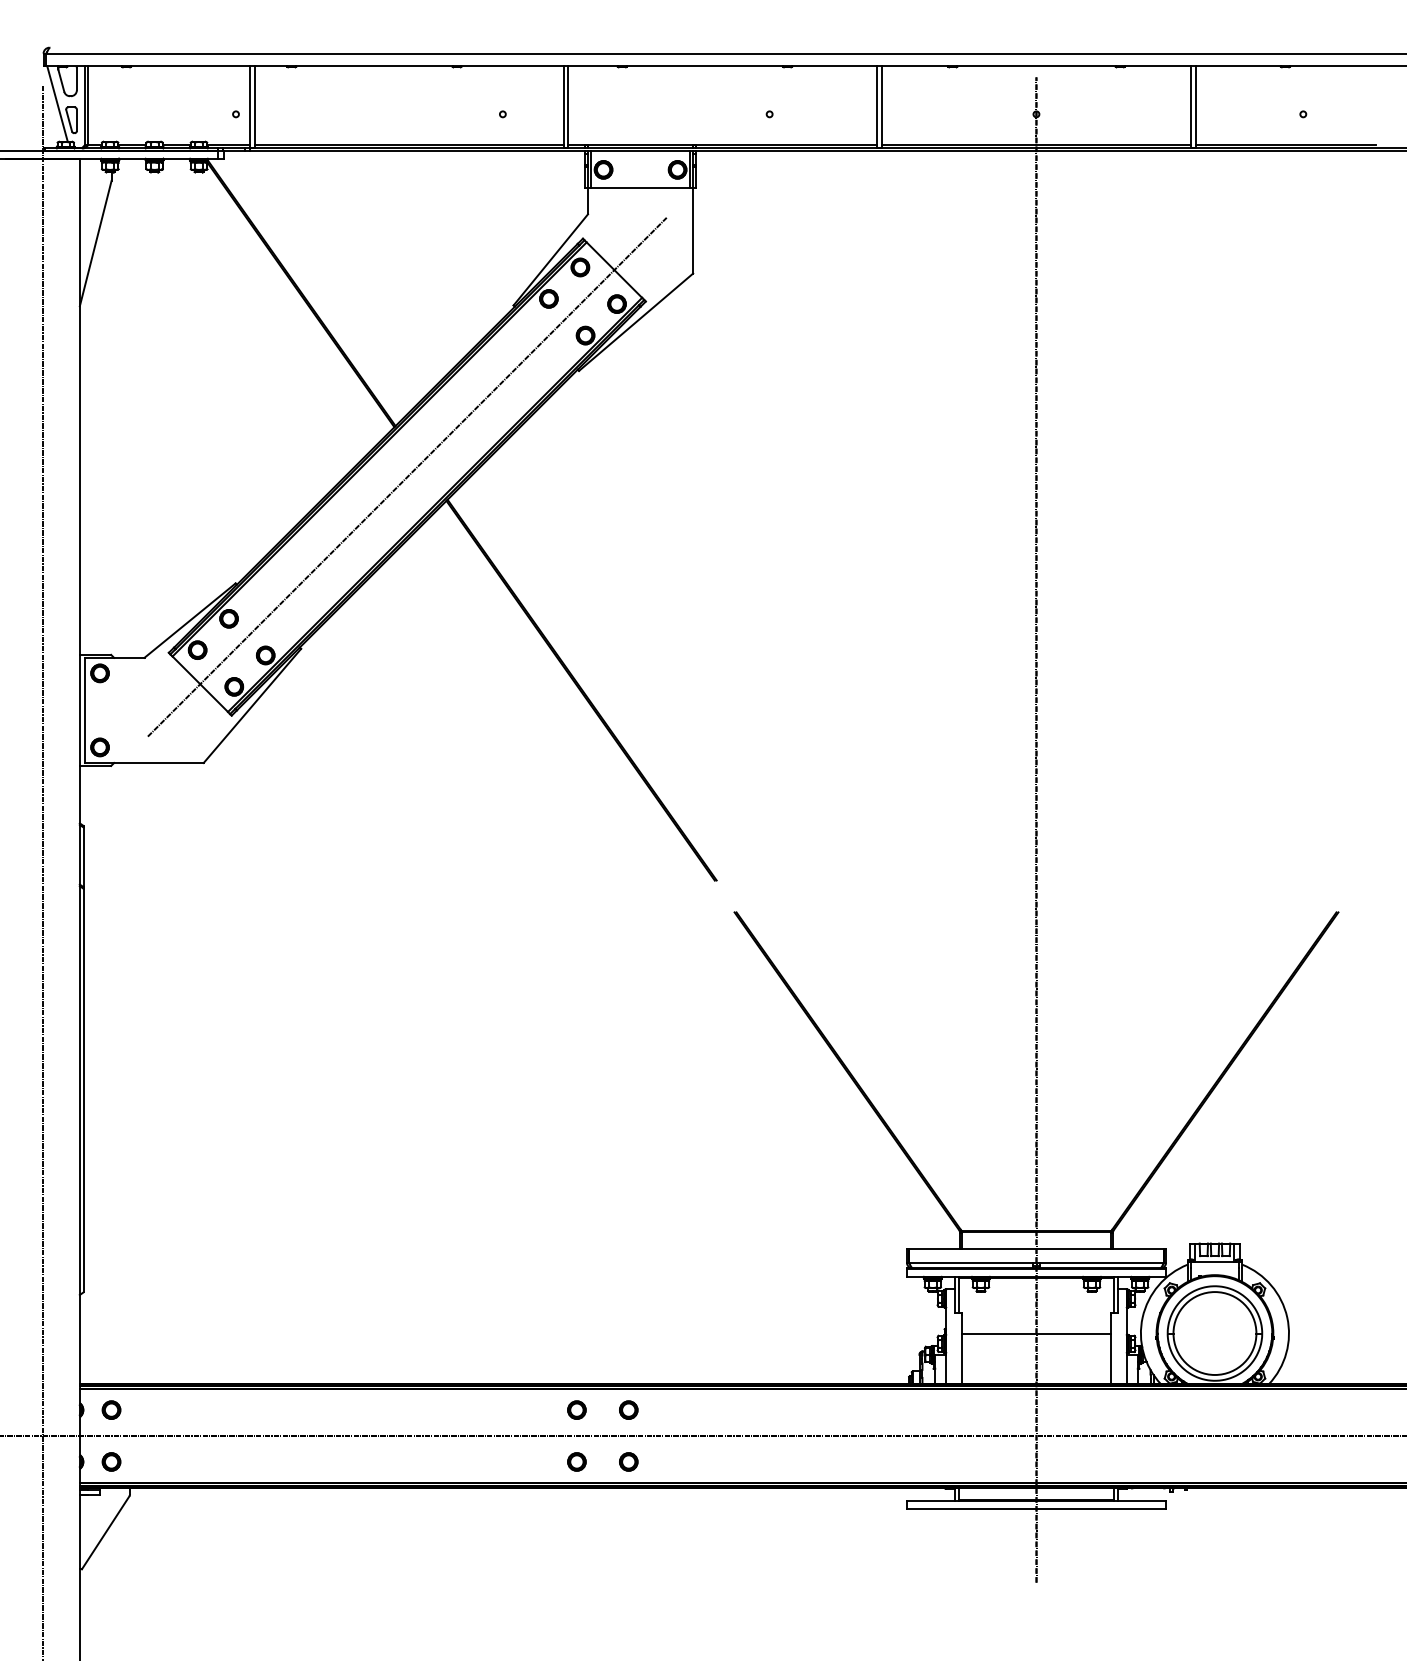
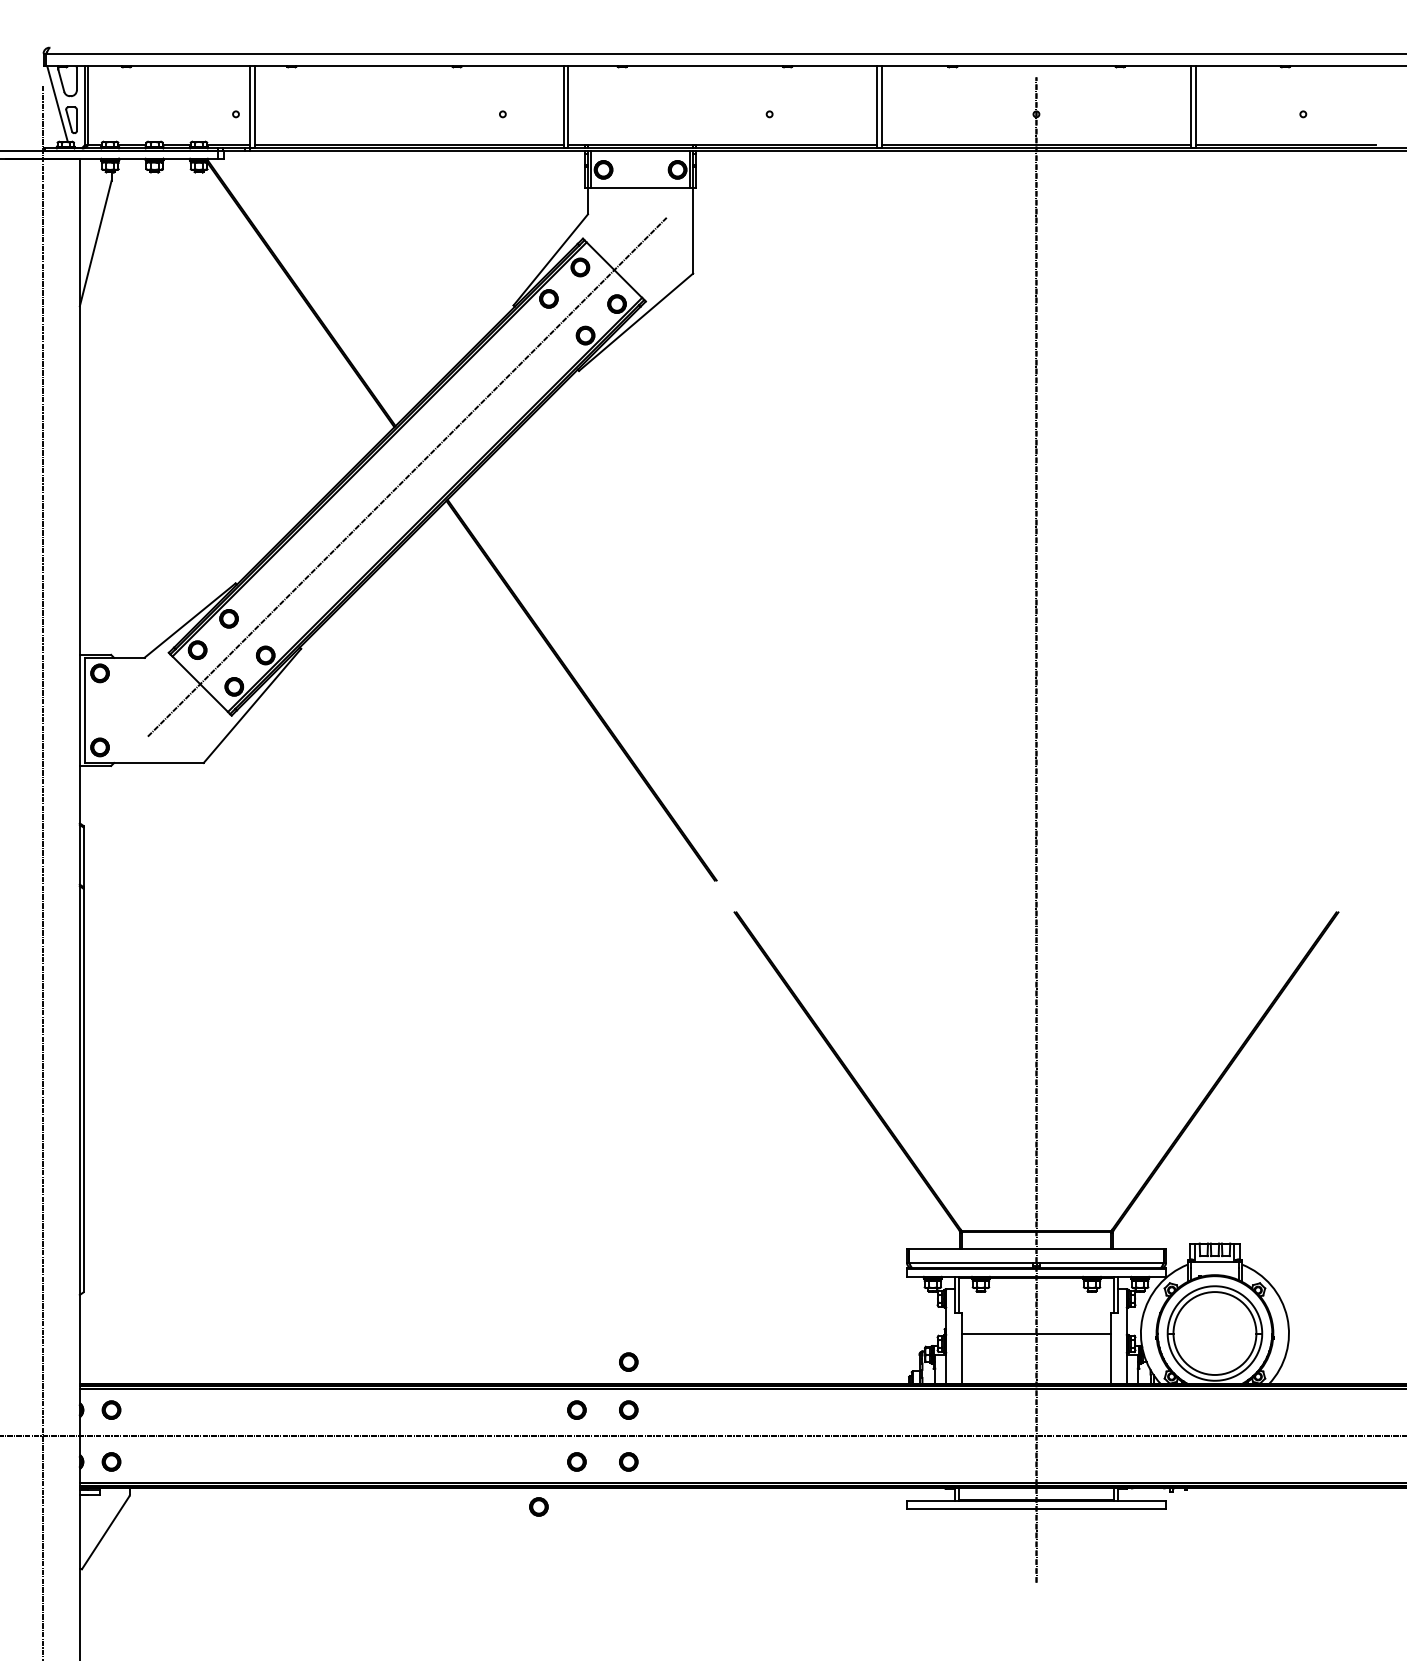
part: none -> present (628, 1361)
part: none -> present (538, 1506)
